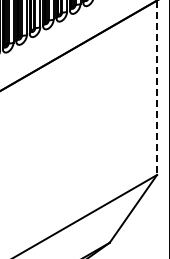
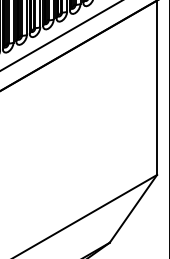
line: none -> present (60, 35)
line: dashed -> solid (157, 88)
